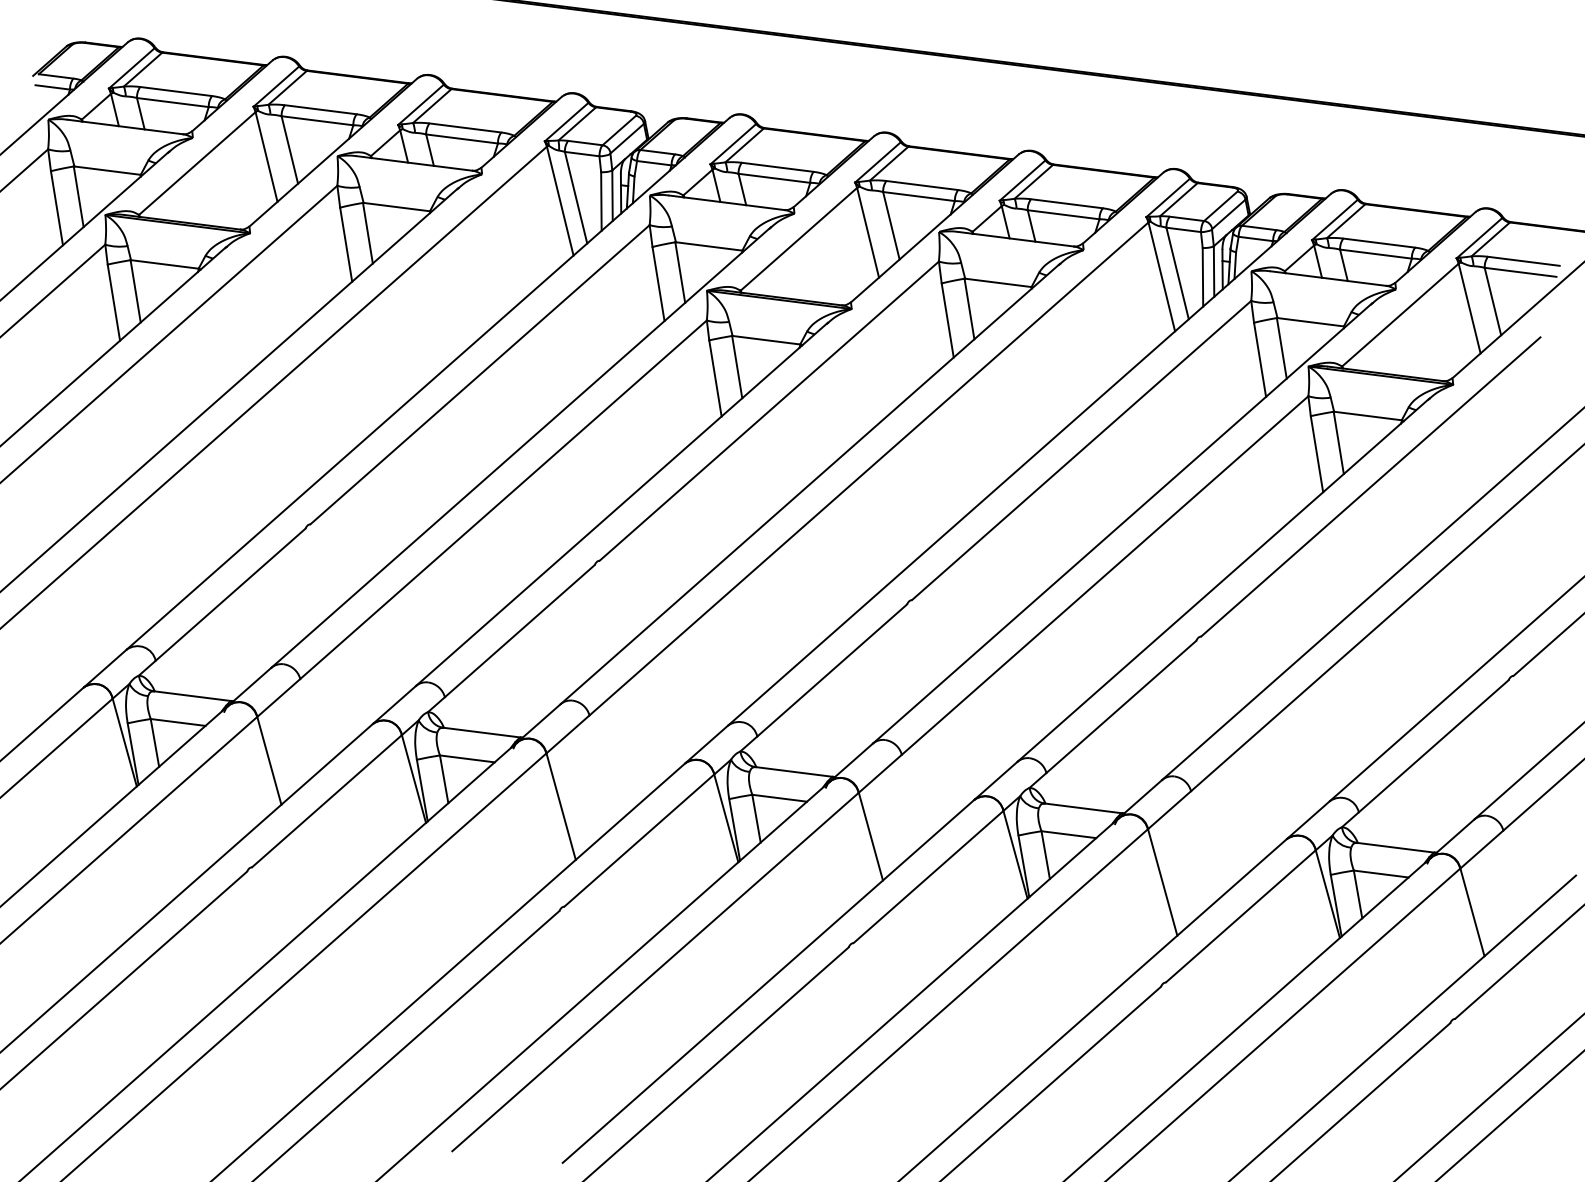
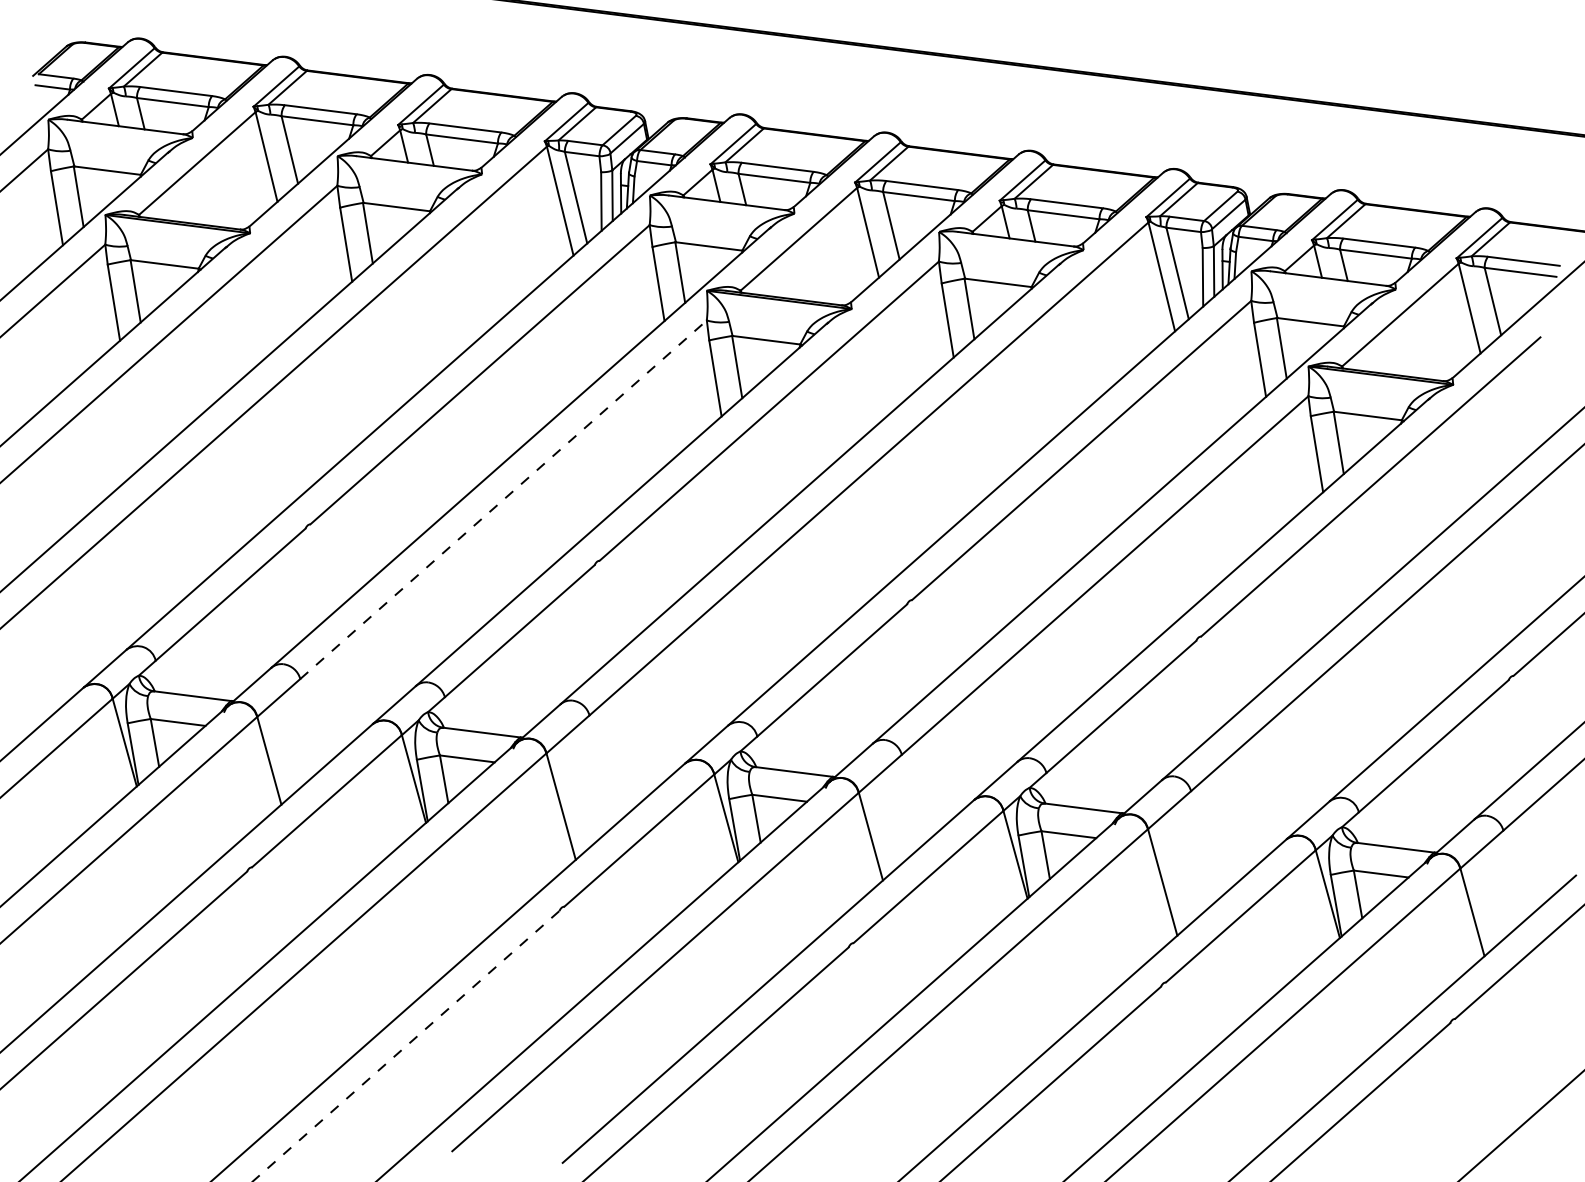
line: solid -> dashed (503, 499)
line: solid -> dashed (405, 1046)
line: present -> none (1489, 1097)
line position: (1509, 1115) -> (1521, 1125) (1521, 1125)
